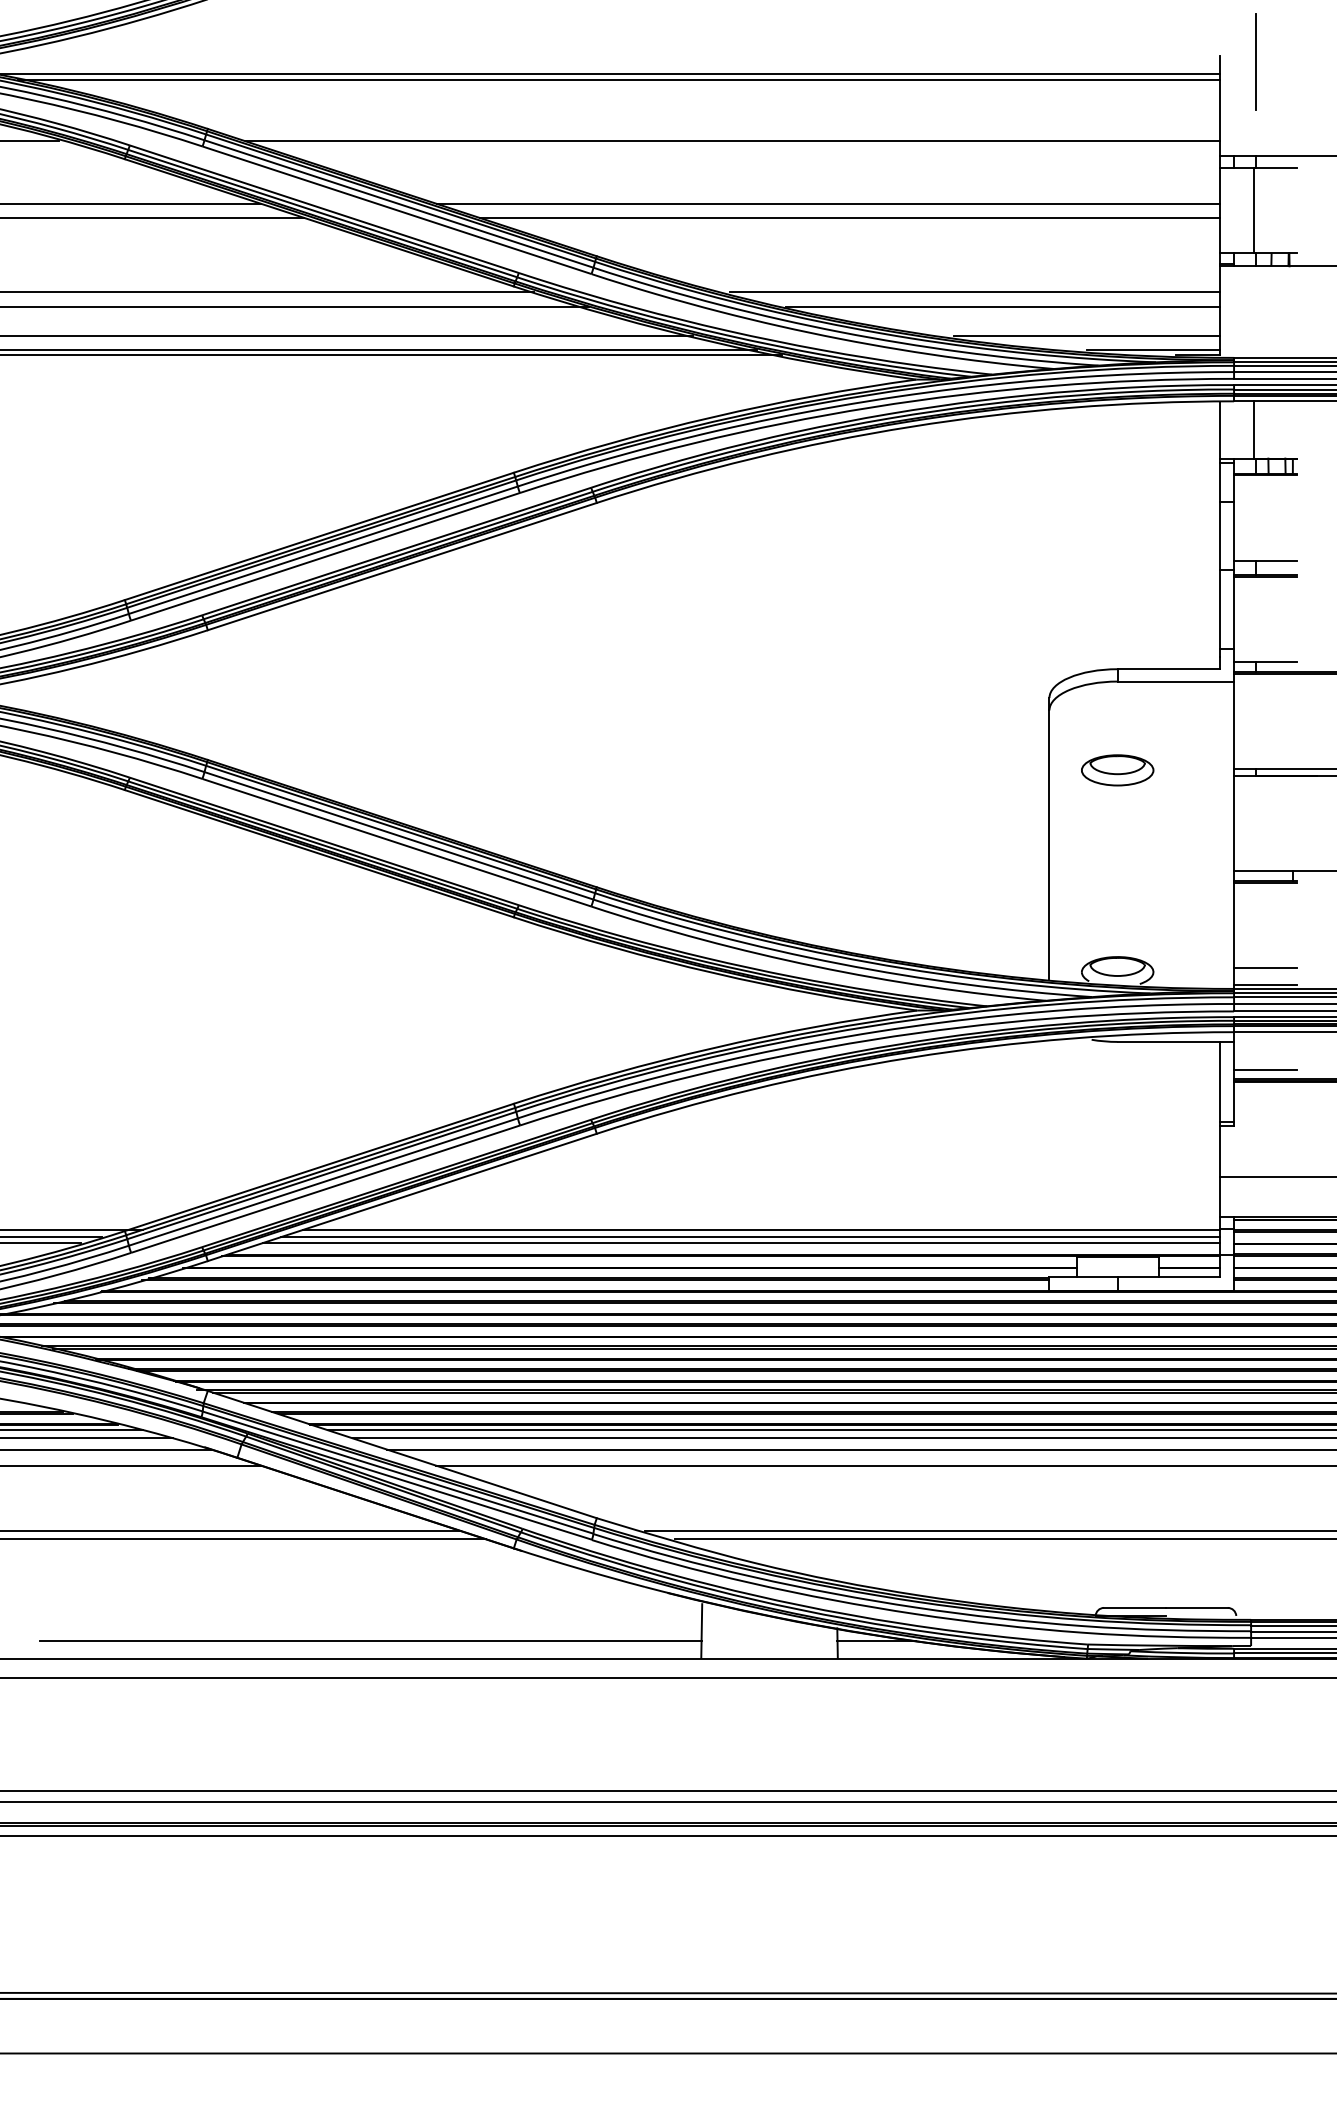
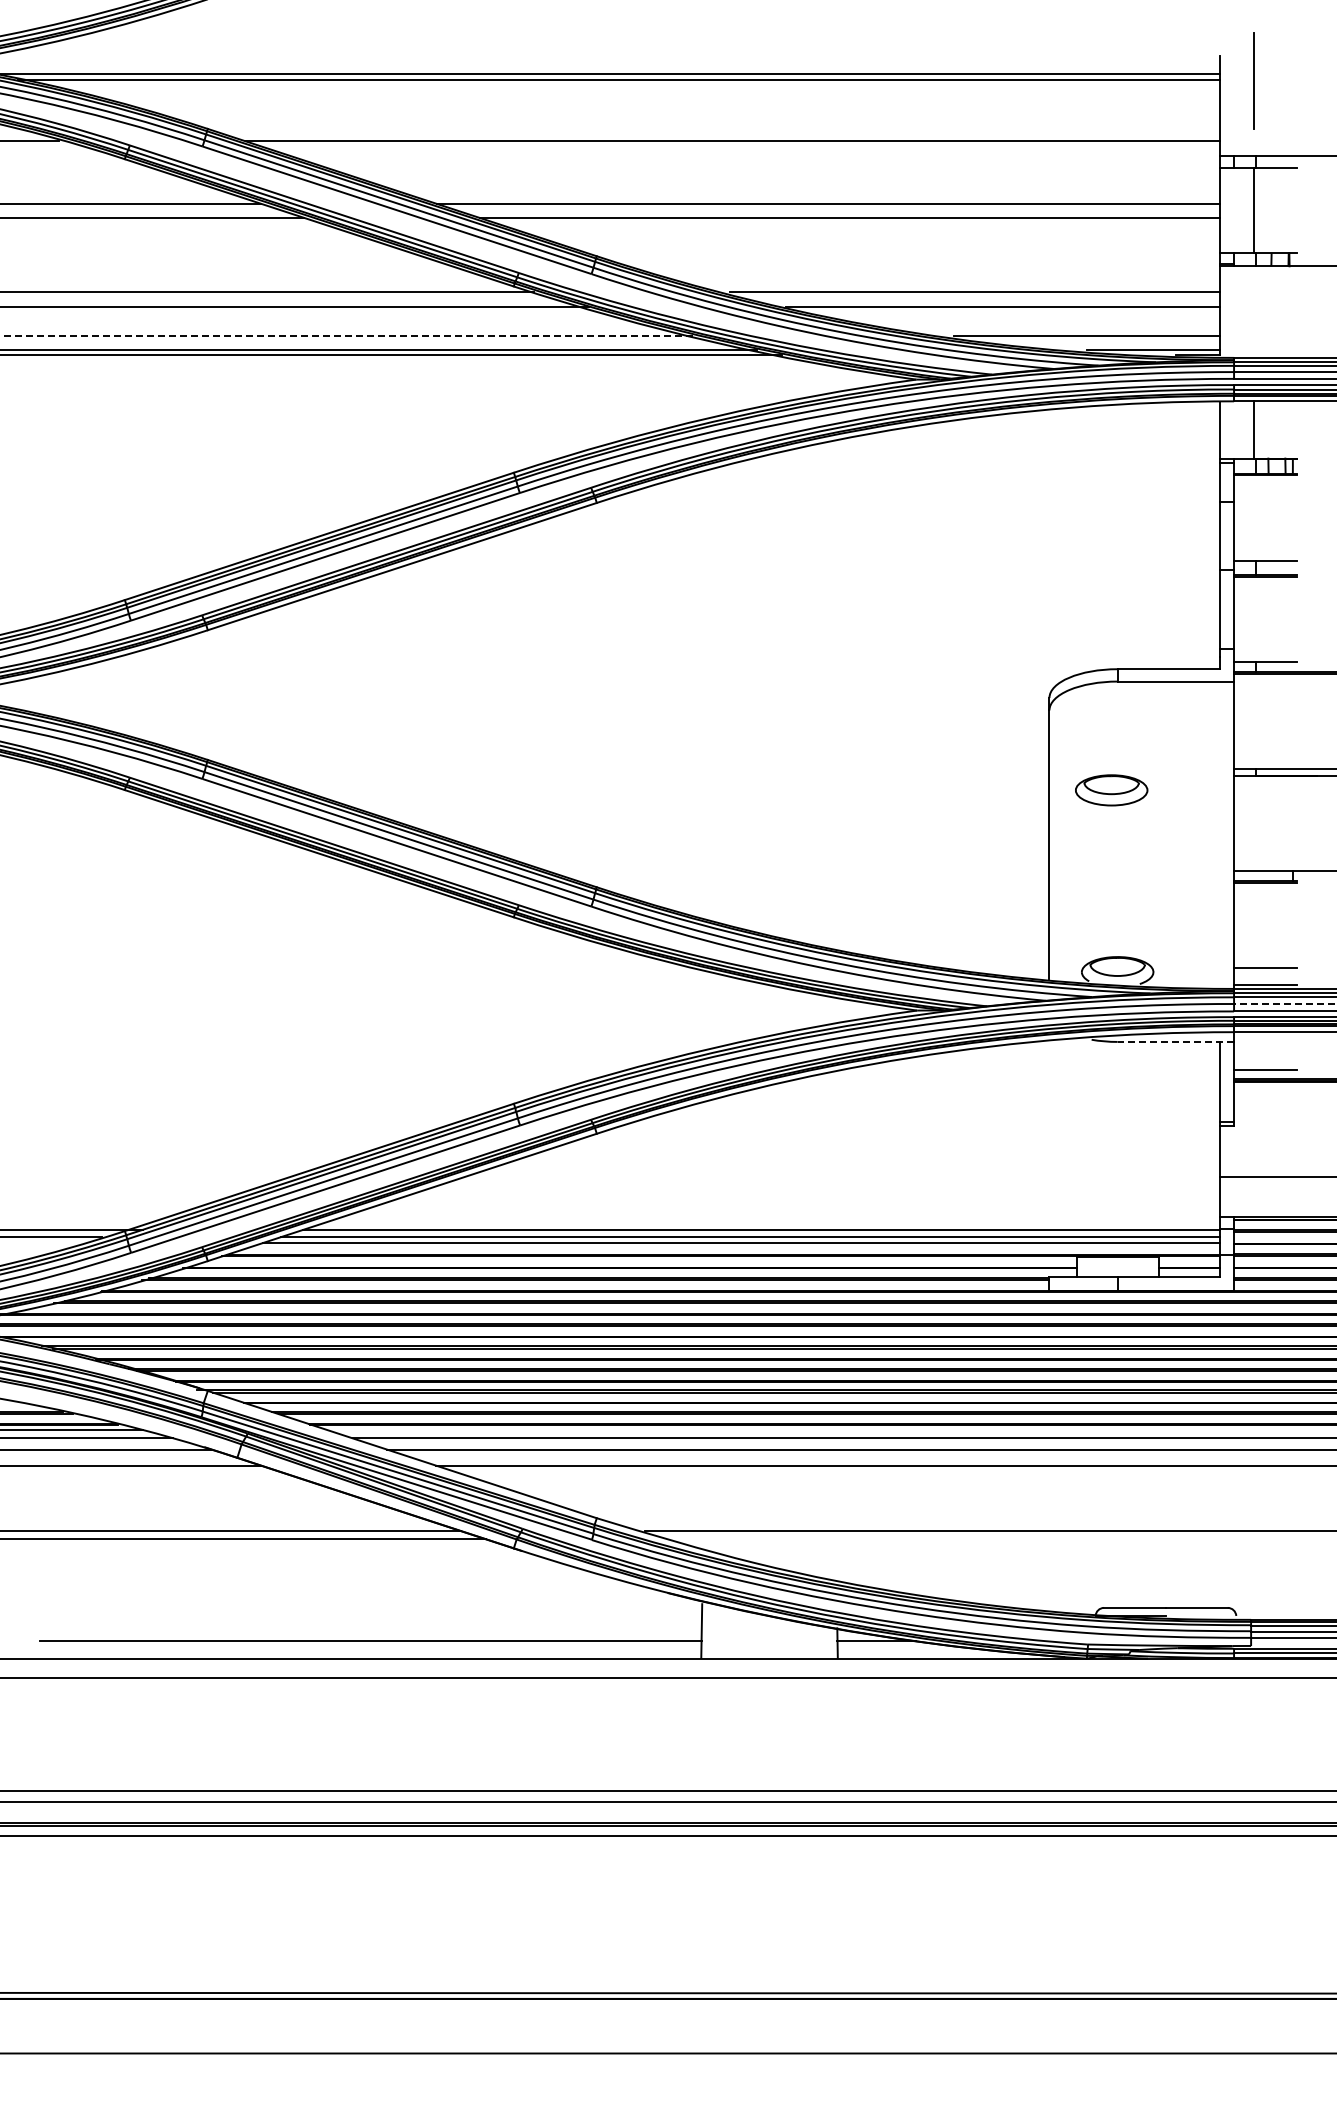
line position: (1255, 61) -> (1253, 80) (1253, 80)
line: solid -> dashed (346, 336)
part position: (1117, 770) -> (1111, 790) (1111, 790)
line: solid -> dashed (1285, 1004)
line: solid -> dashed (1175, 1041)
line: present -> none (41, 1242)
line: present -> none (830, 1430)
line: present -> none (1004, 1539)
